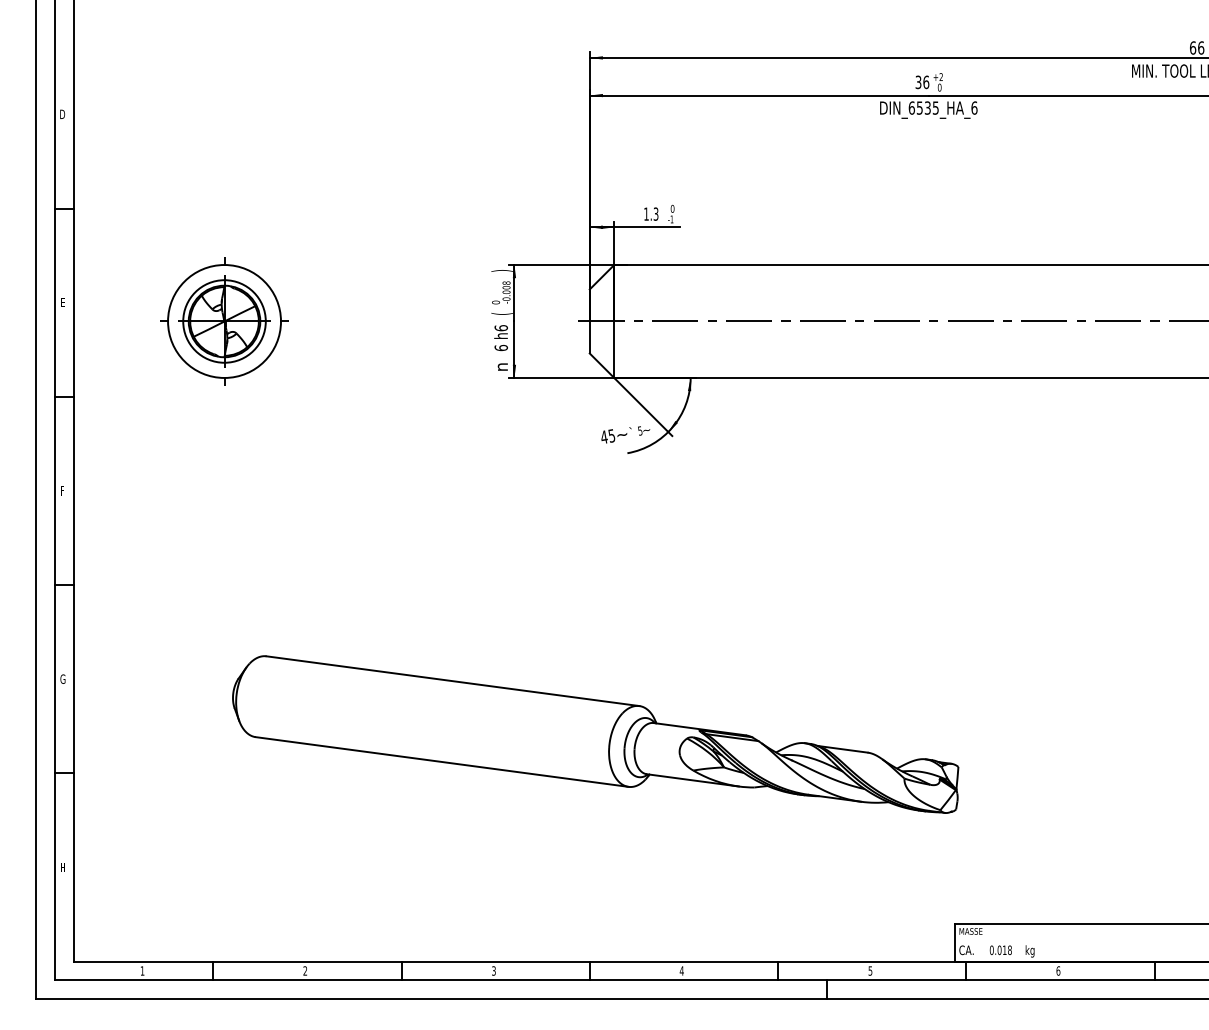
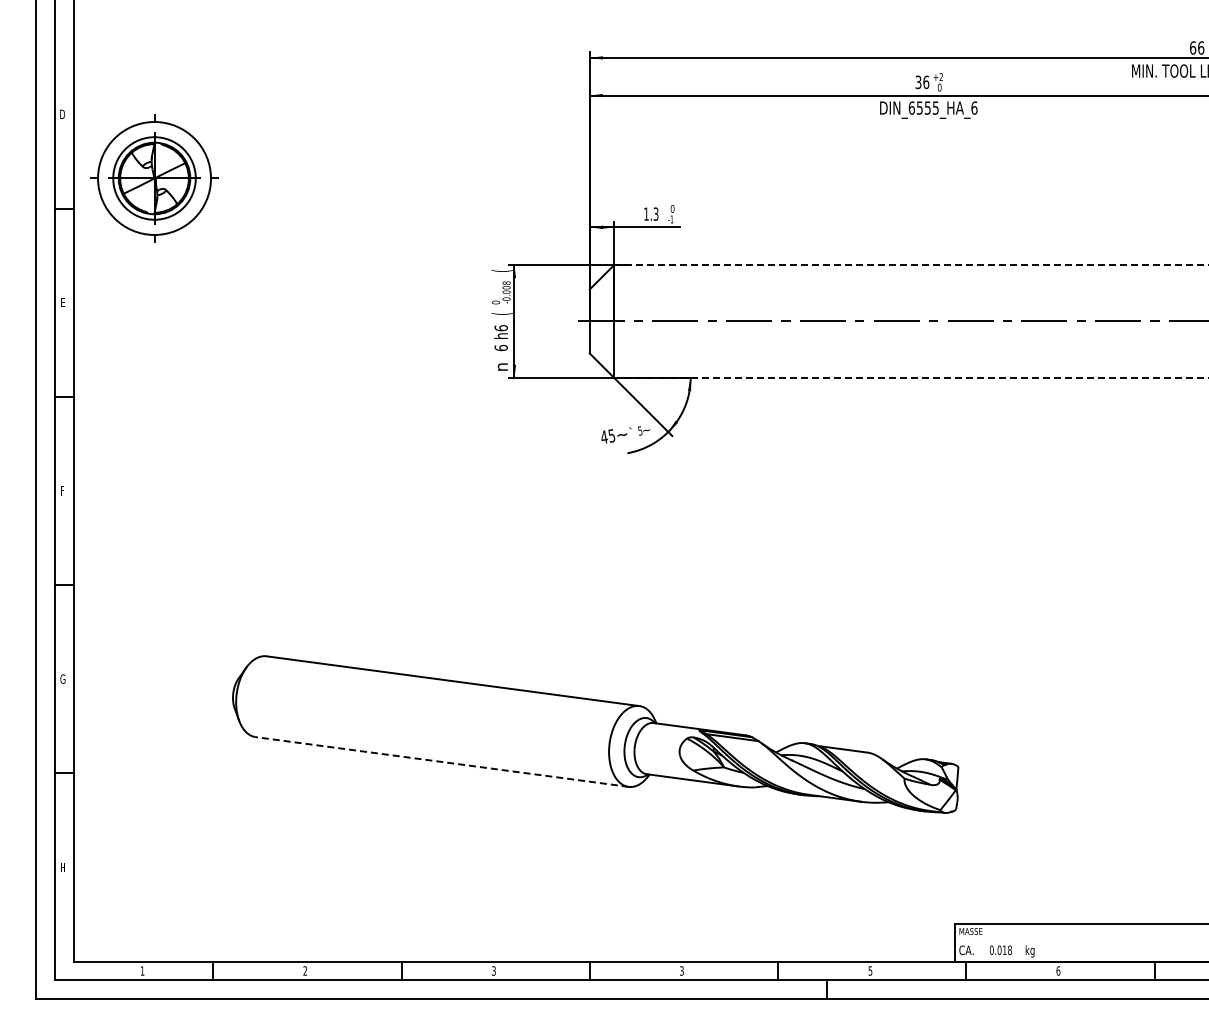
text: DIN_6535_HA_6 -> DIN_6555_HA_6 (927, 107)
line: solid -> dashed (911, 265)
text: ) -> ( (501, 270)
part position: (224, 321) -> (154, 178) (154, 178)
line: solid -> dashed (911, 377)
line: solid -> dashed (441, 761)
text: 4 -> 3 (681, 970)
